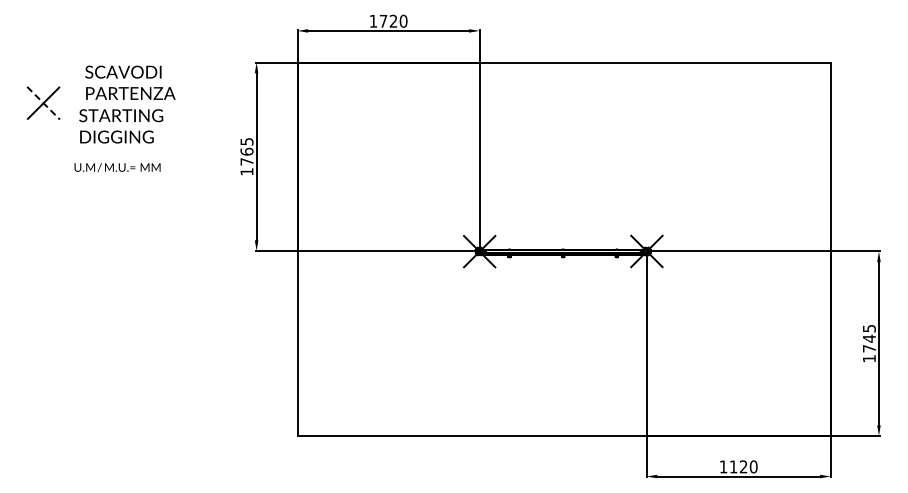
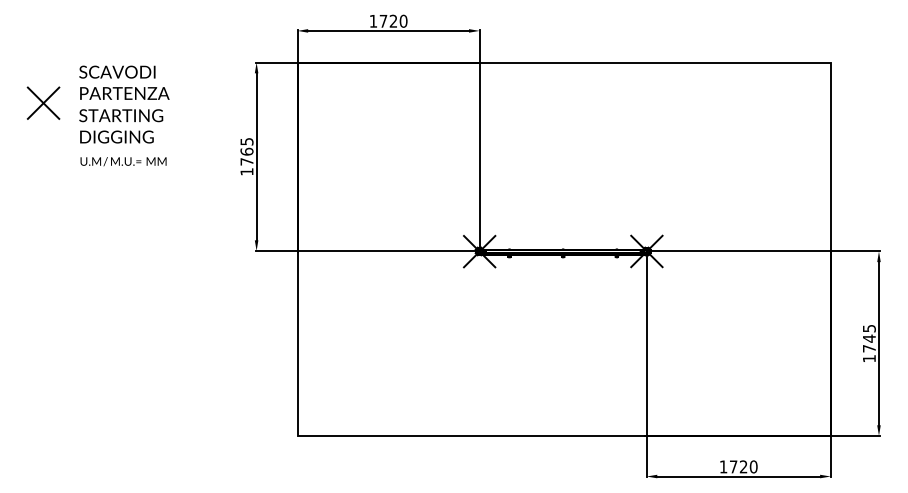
text position: (130, 82) -> (124, 82) (124, 82)
line: dashed -> solid (43, 103)
text position: (117, 167) -> (123, 161) (123, 161)
text: 1120 -> 1720 (733, 466)
